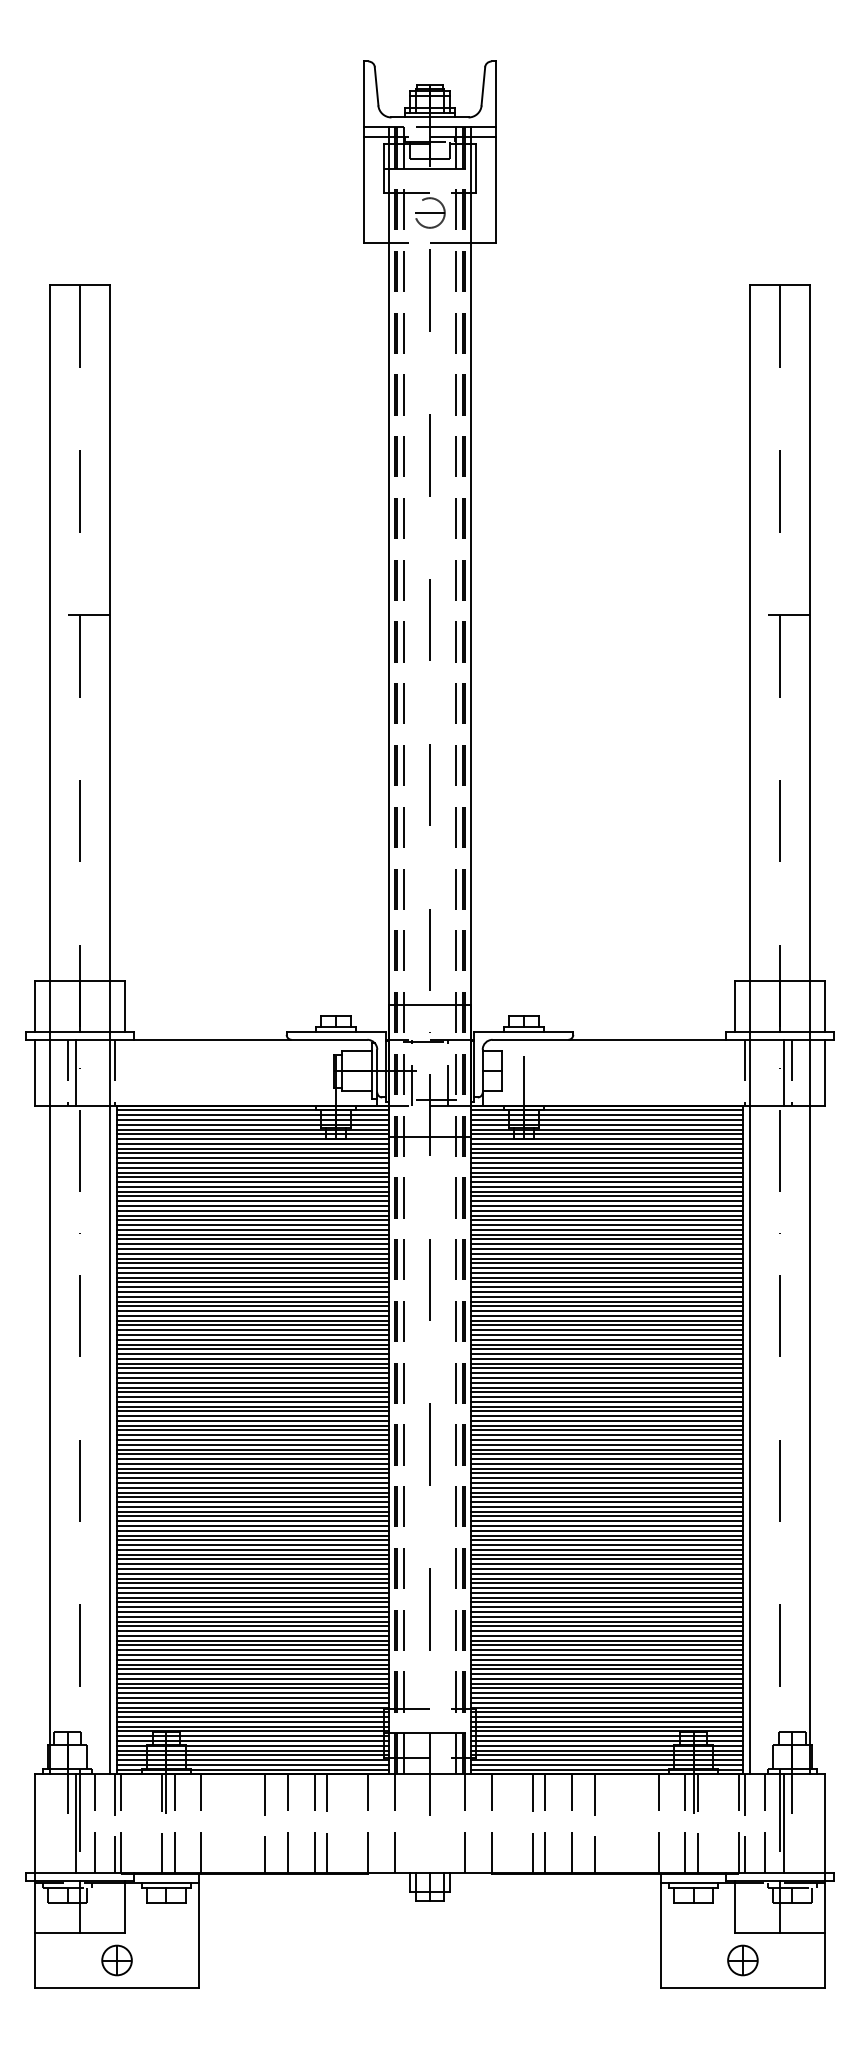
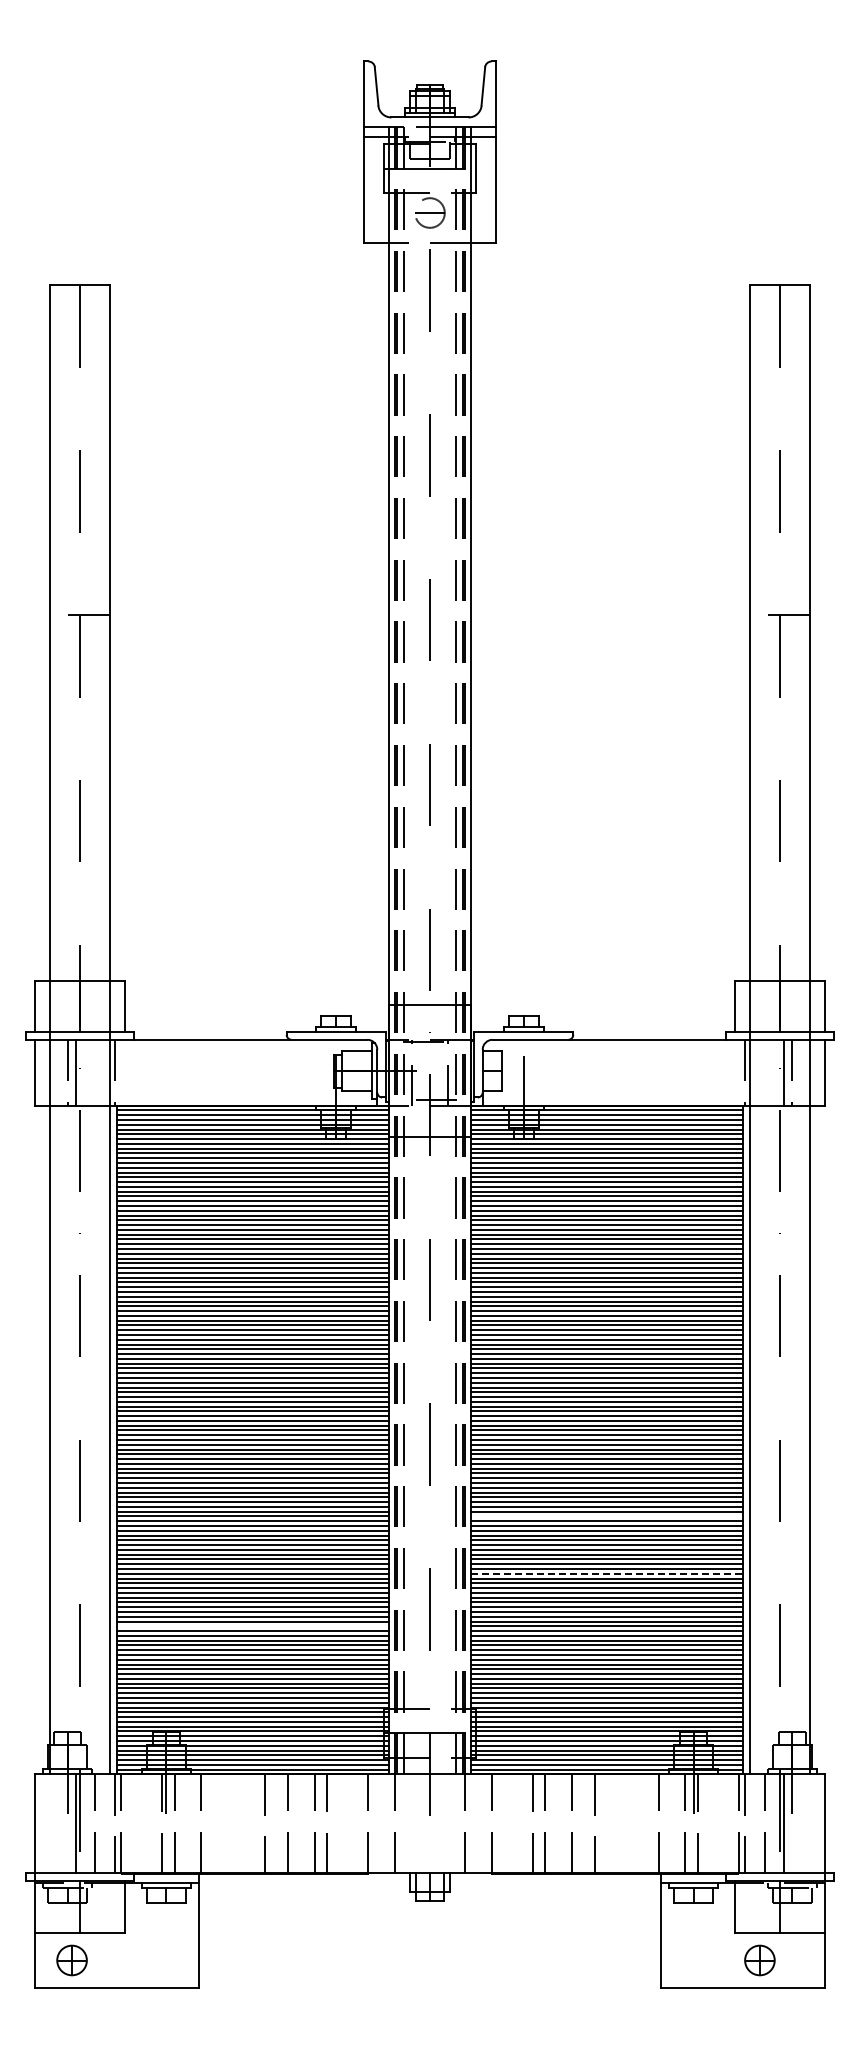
line: present -> none (606, 1516)
line: solid -> dashed (607, 1573)
line: present -> none (252, 1626)
part position: (116, 1960) -> (71, 1960) (71, 1960)
part position: (742, 1960) -> (759, 1960) (759, 1960)
